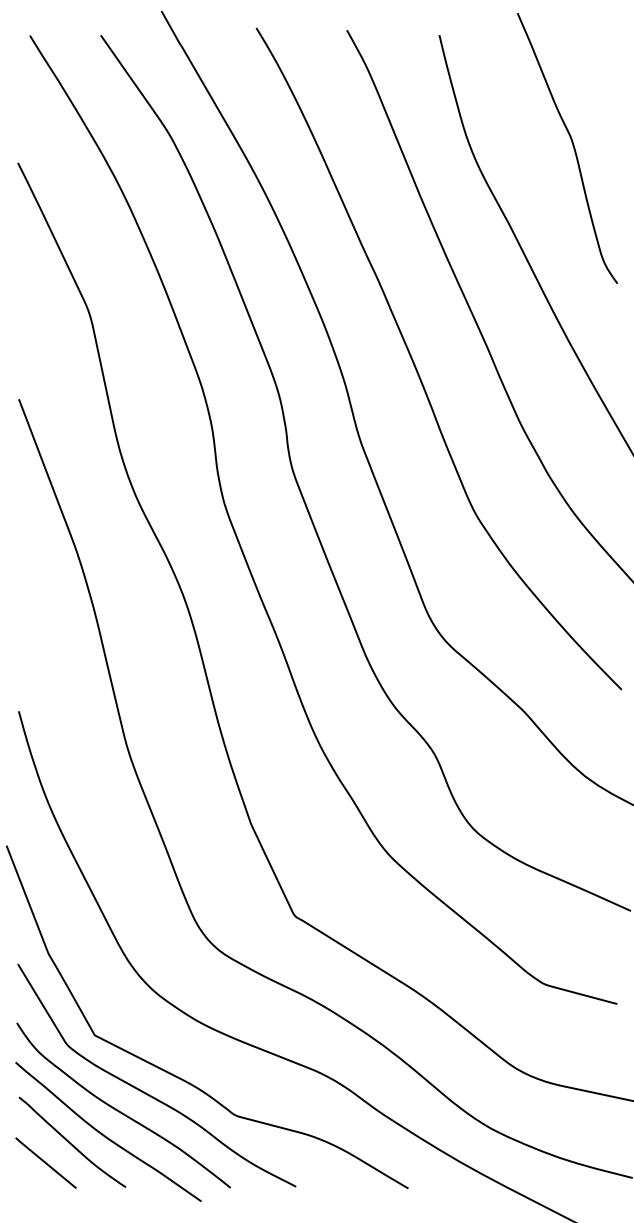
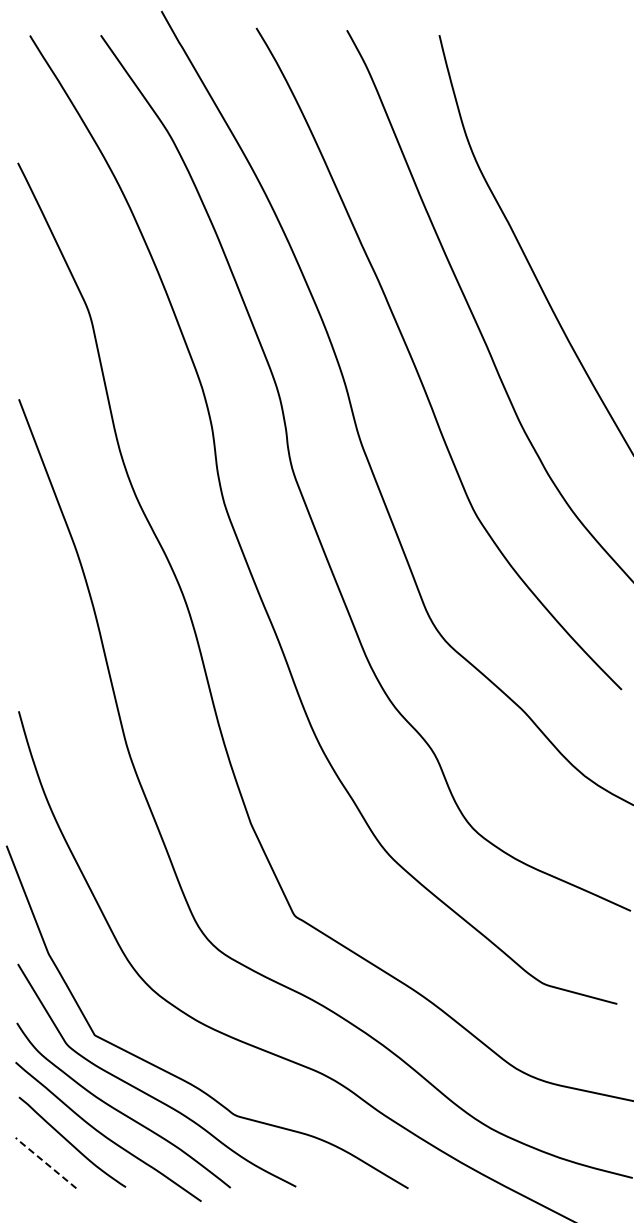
curve: present -> none (572, 146)
line: solid -> dashed (44, 1162)
